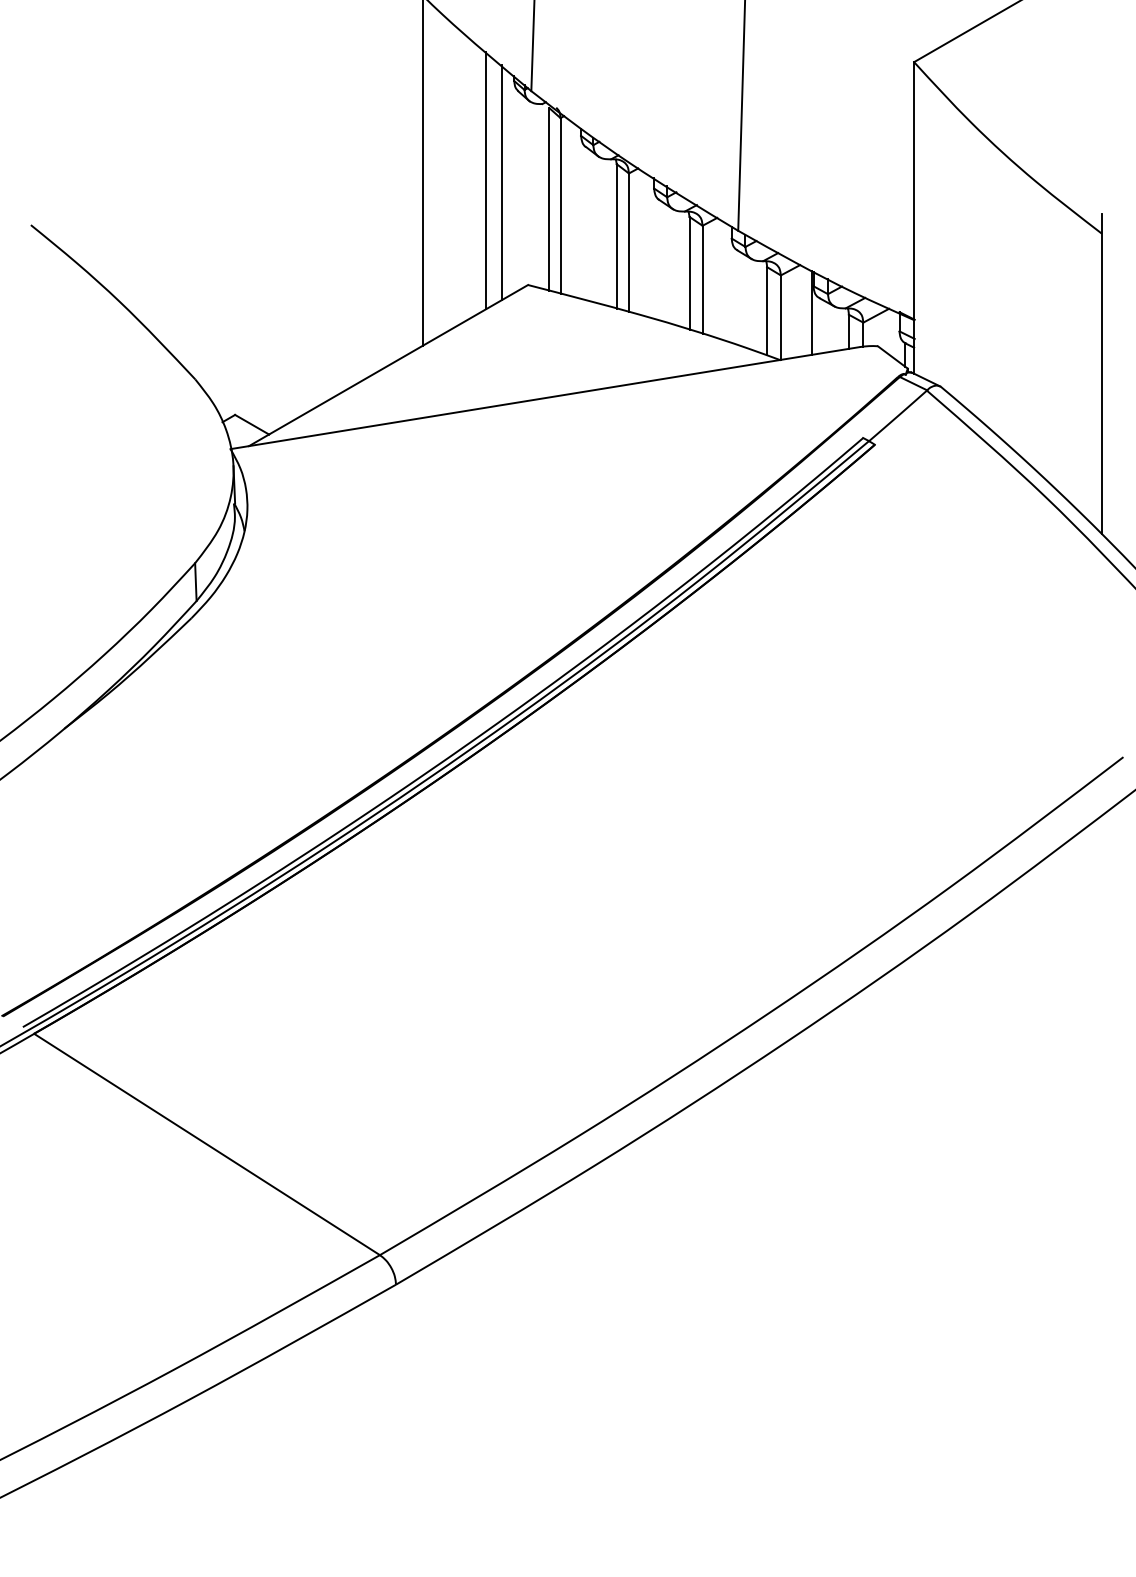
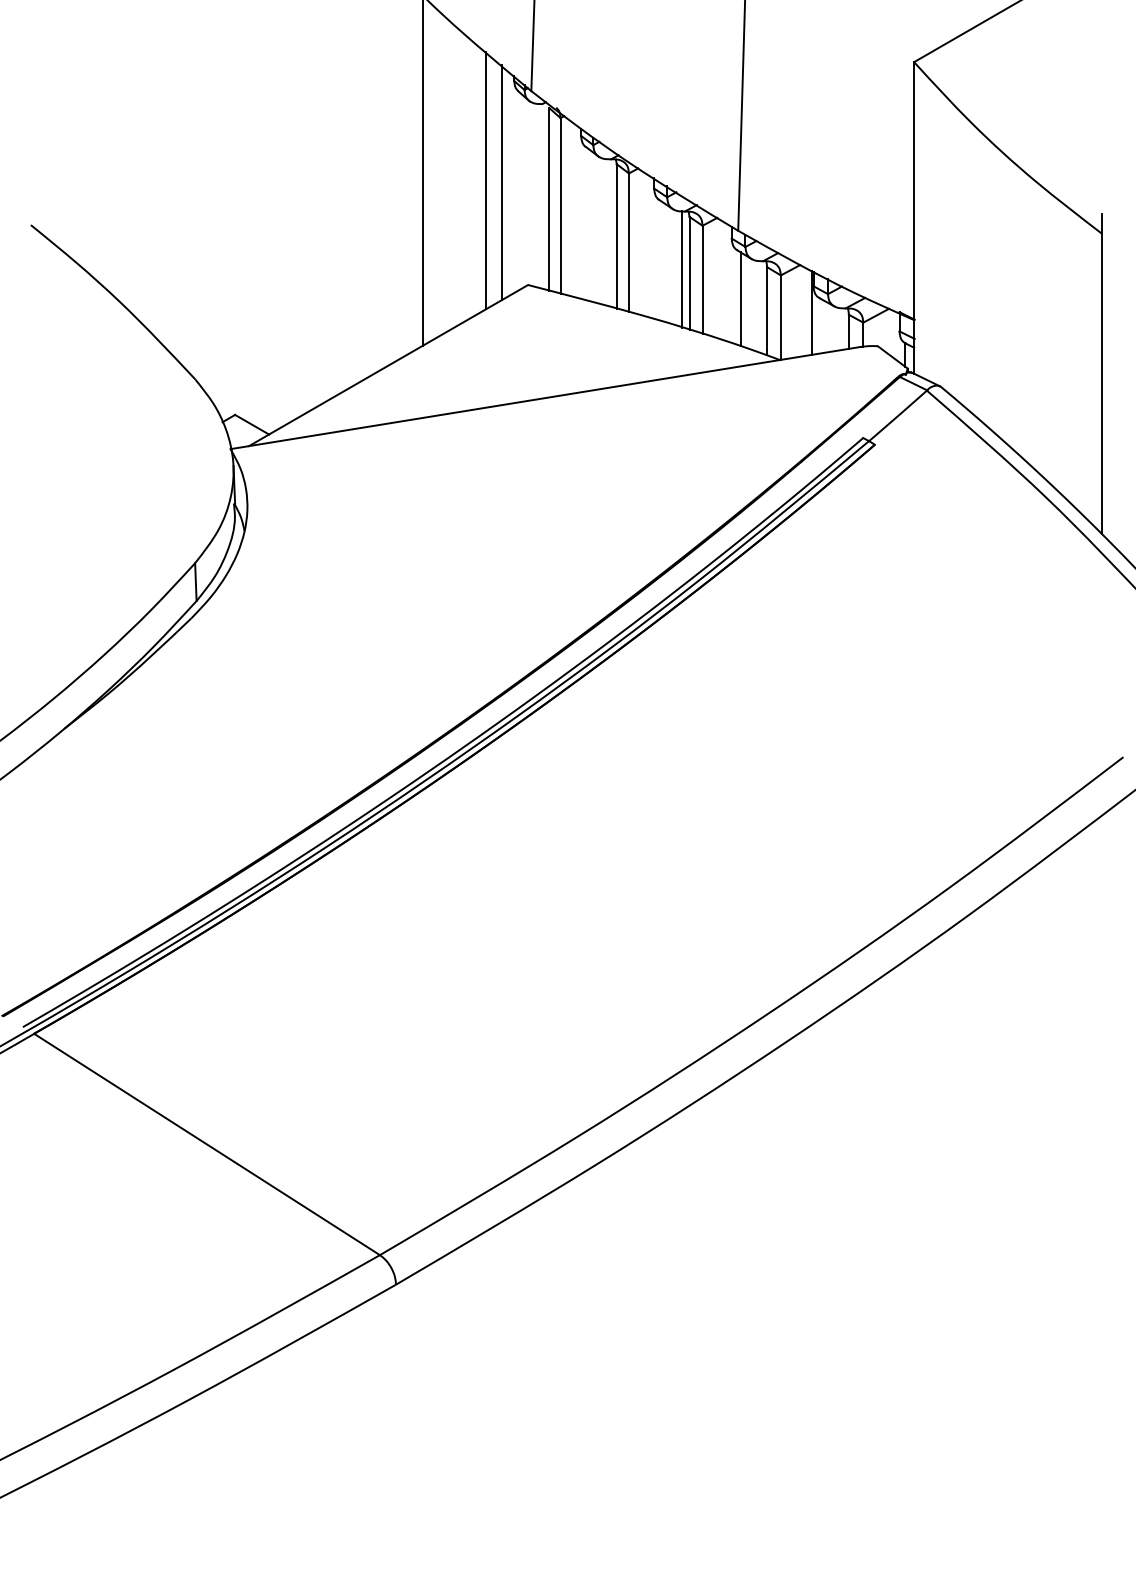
line: none -> present (681, 269)
line: none -> present (740, 299)
